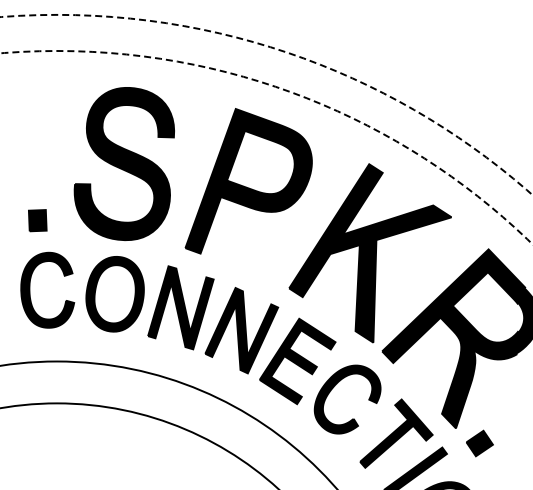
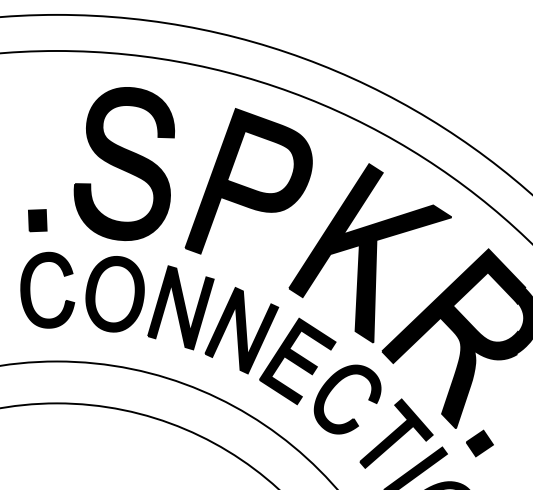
circle: dashed -> solid (266, 104)
circle: dashed -> solid (266, 147)
